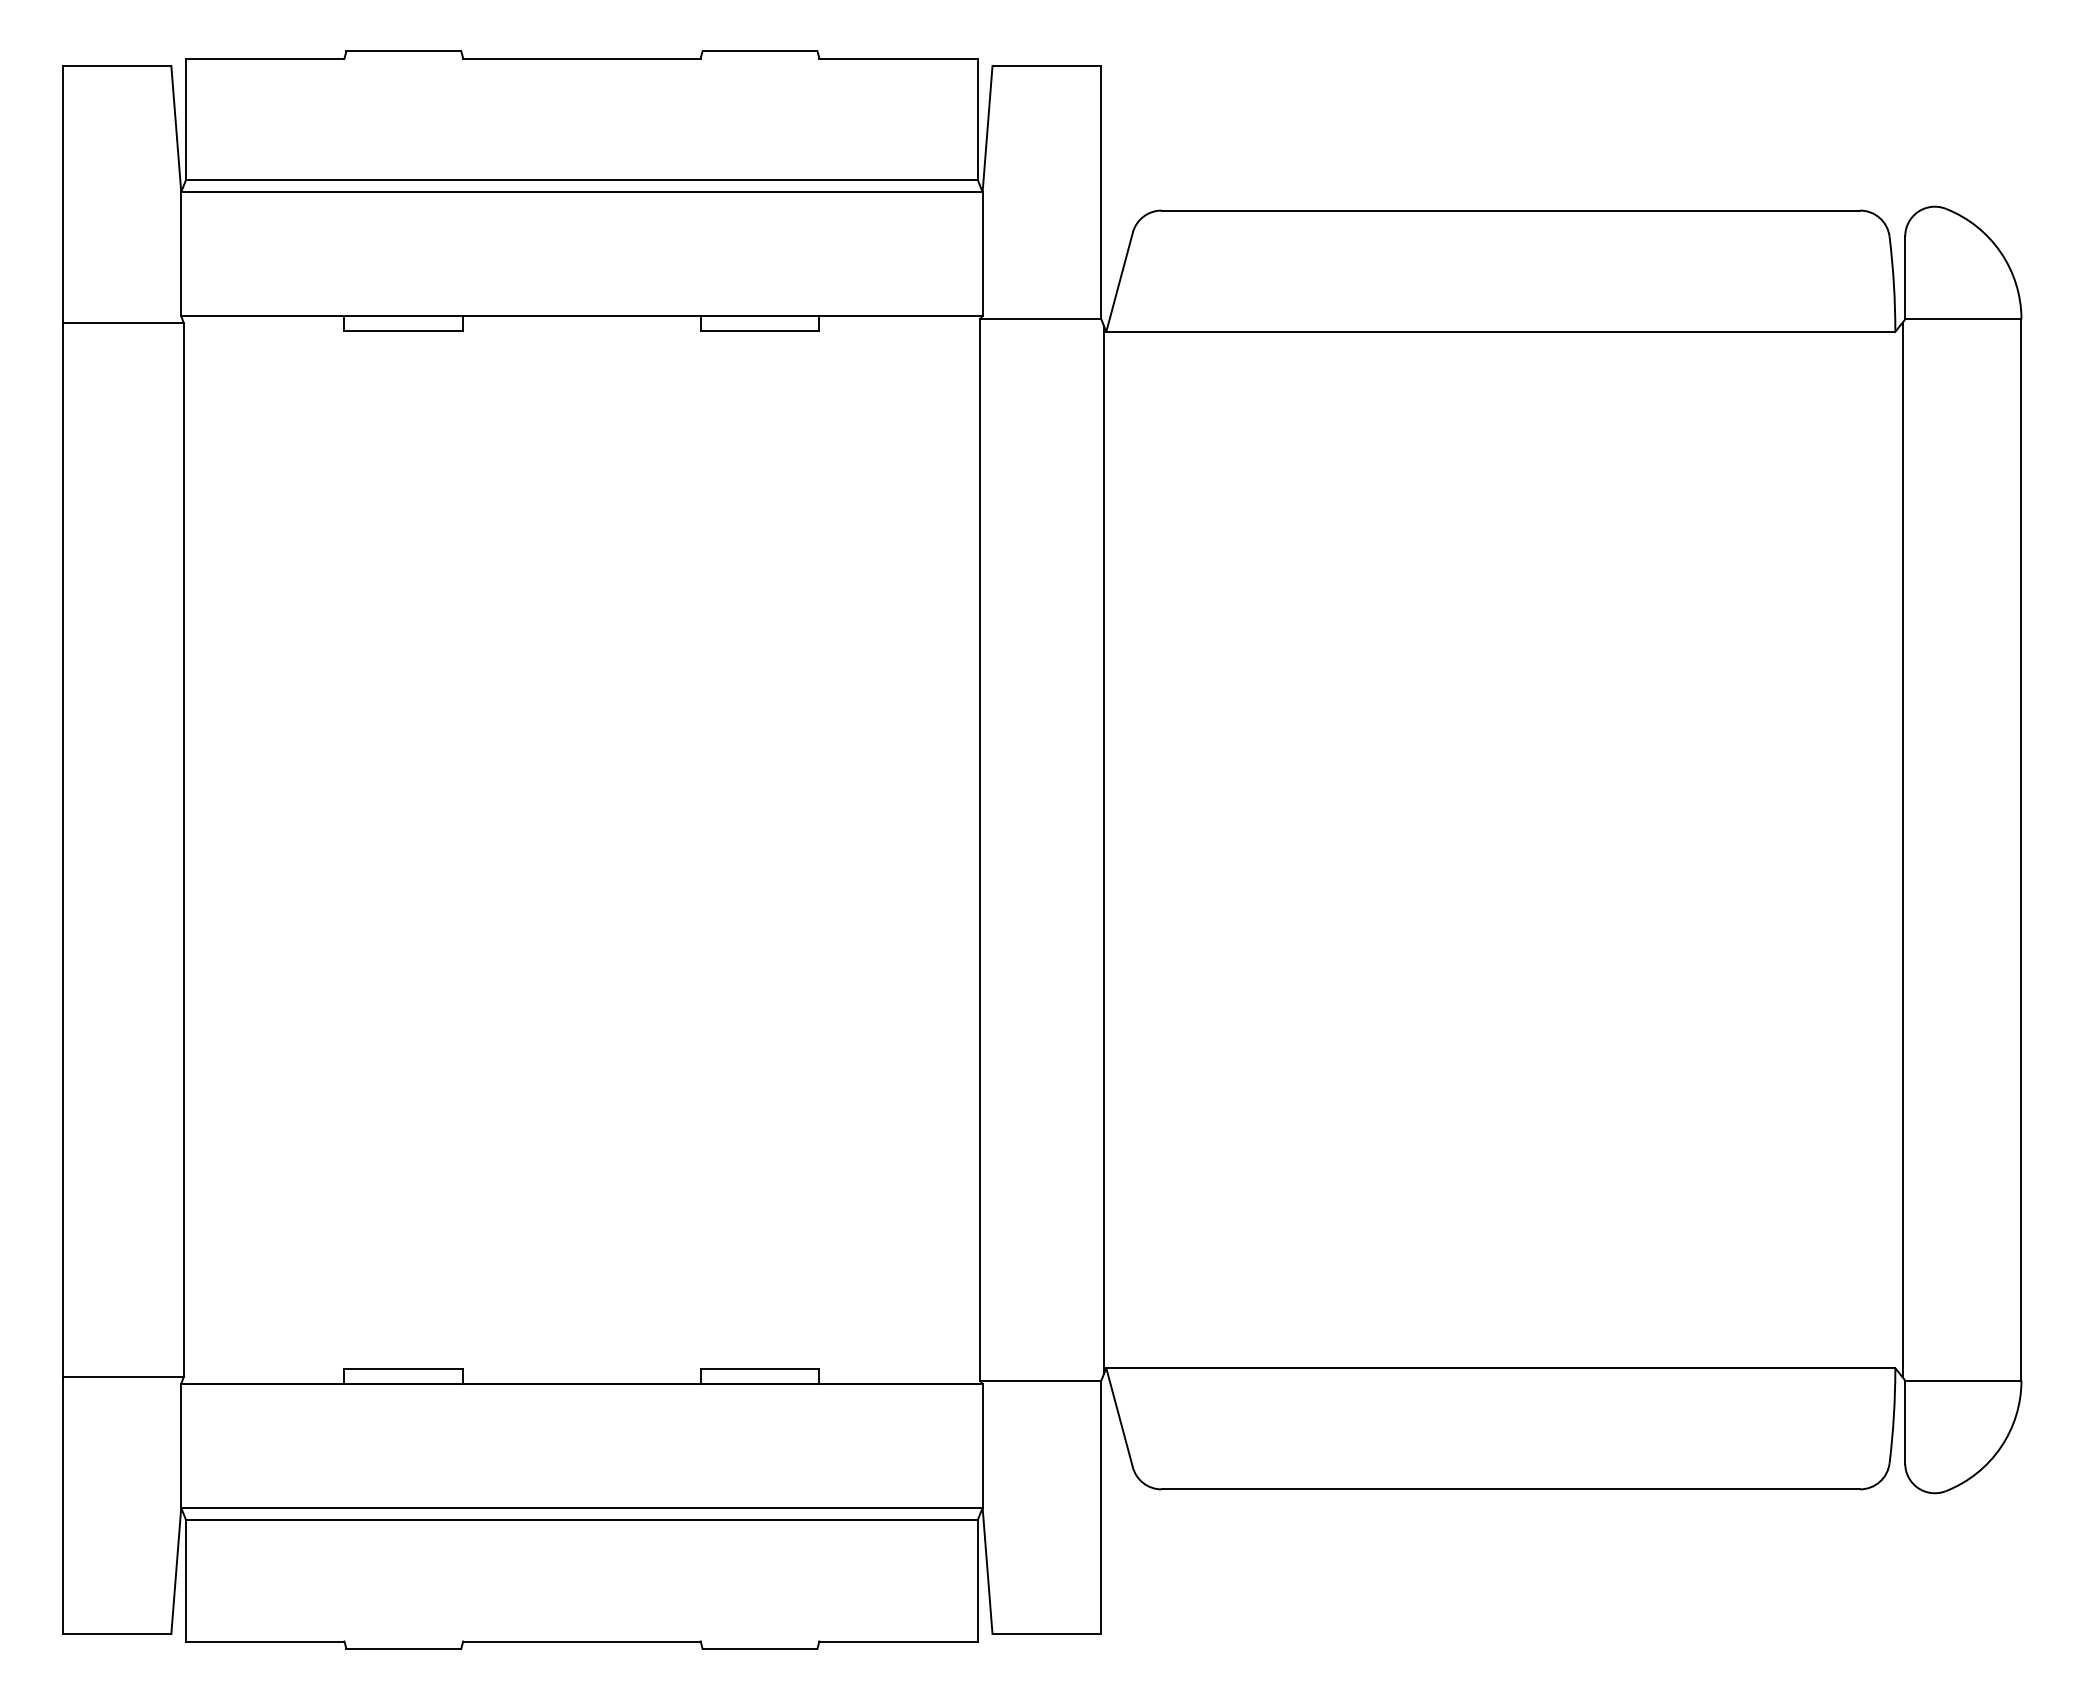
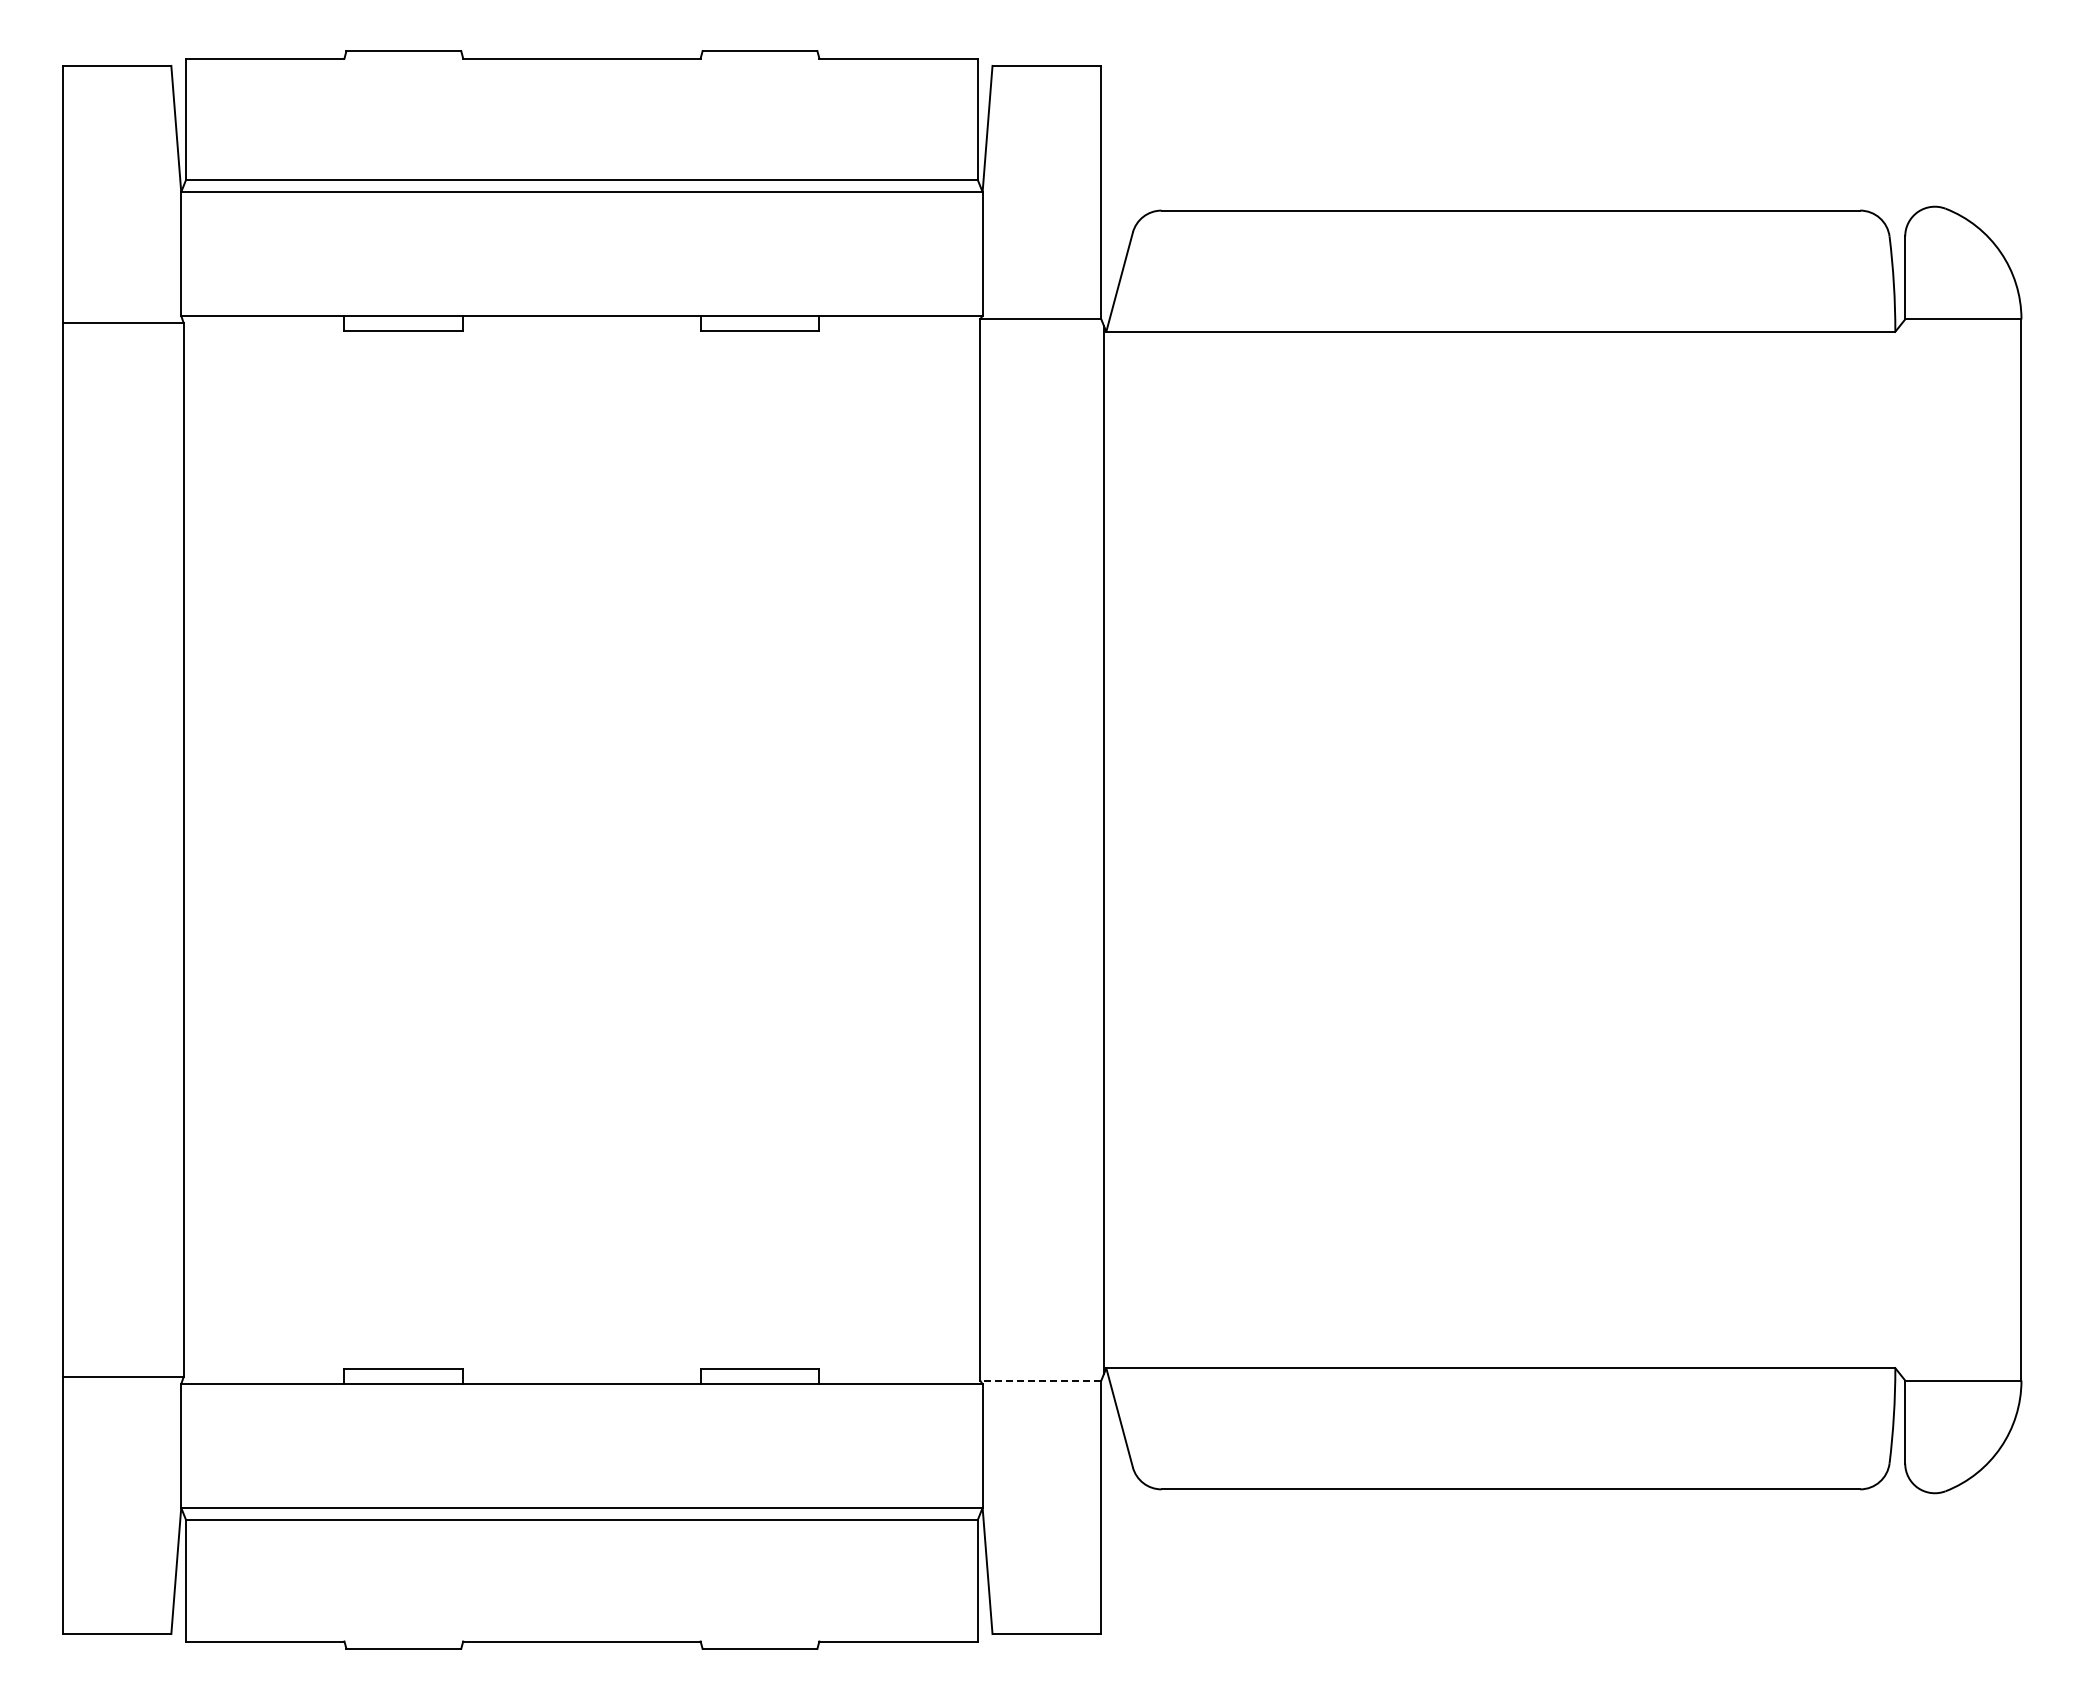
line: present -> none (1902, 849)
line: solid -> dashed (1040, 1380)
